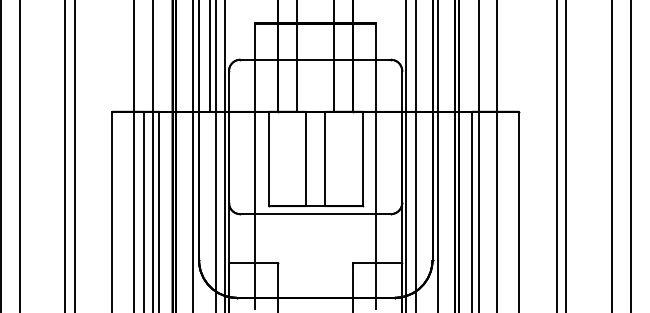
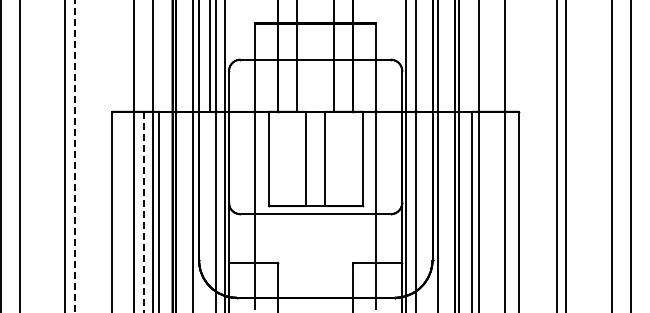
line position: (497, 155) -> (505, 155) (505, 155)
line: solid -> dashed (74, 156)
line: solid -> dashed (144, 212)
